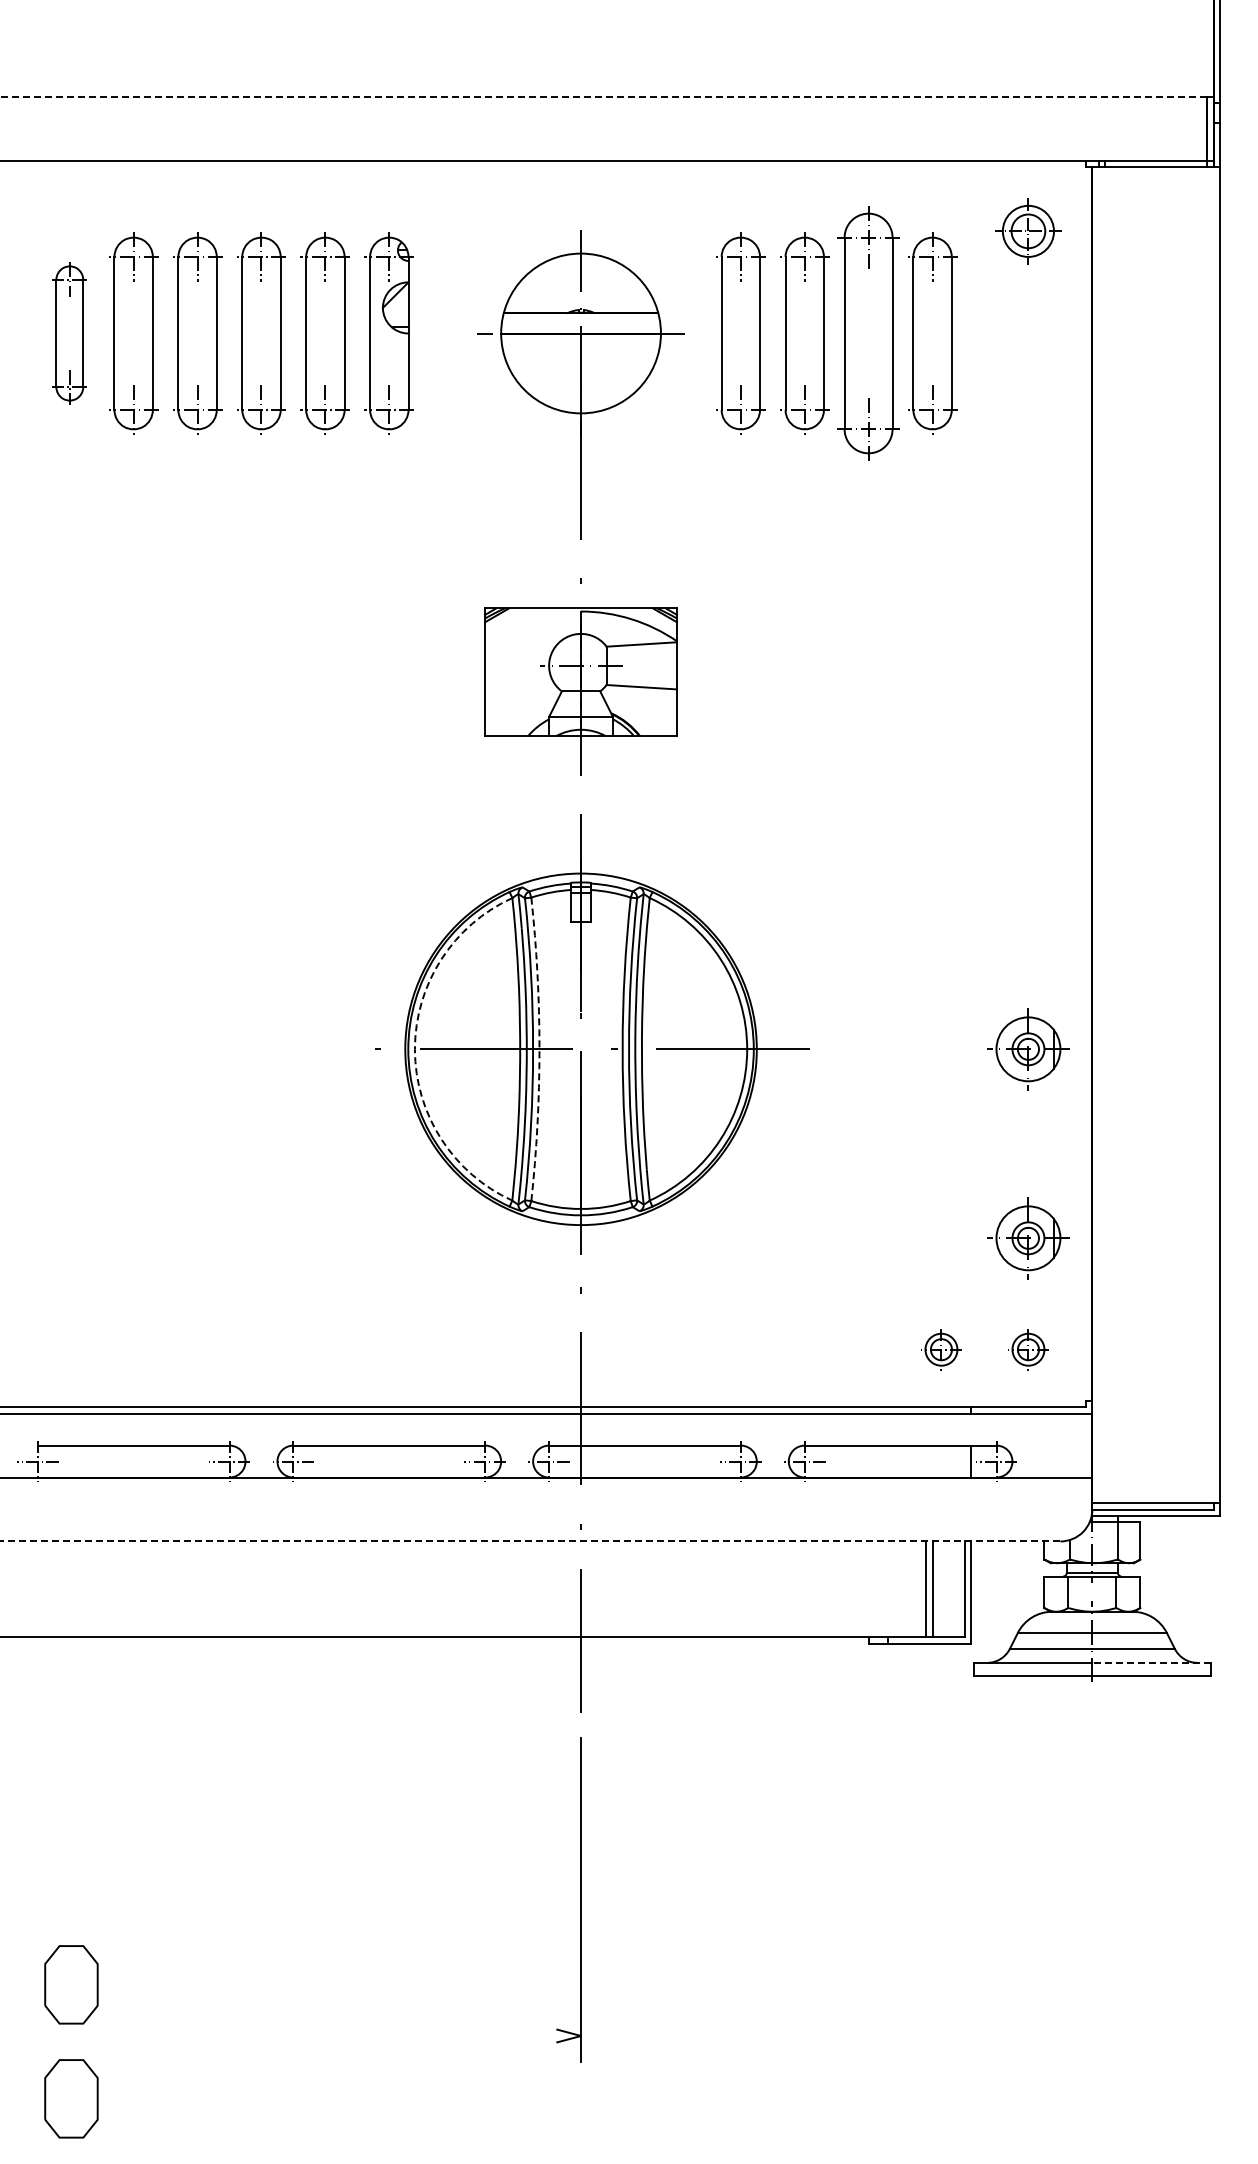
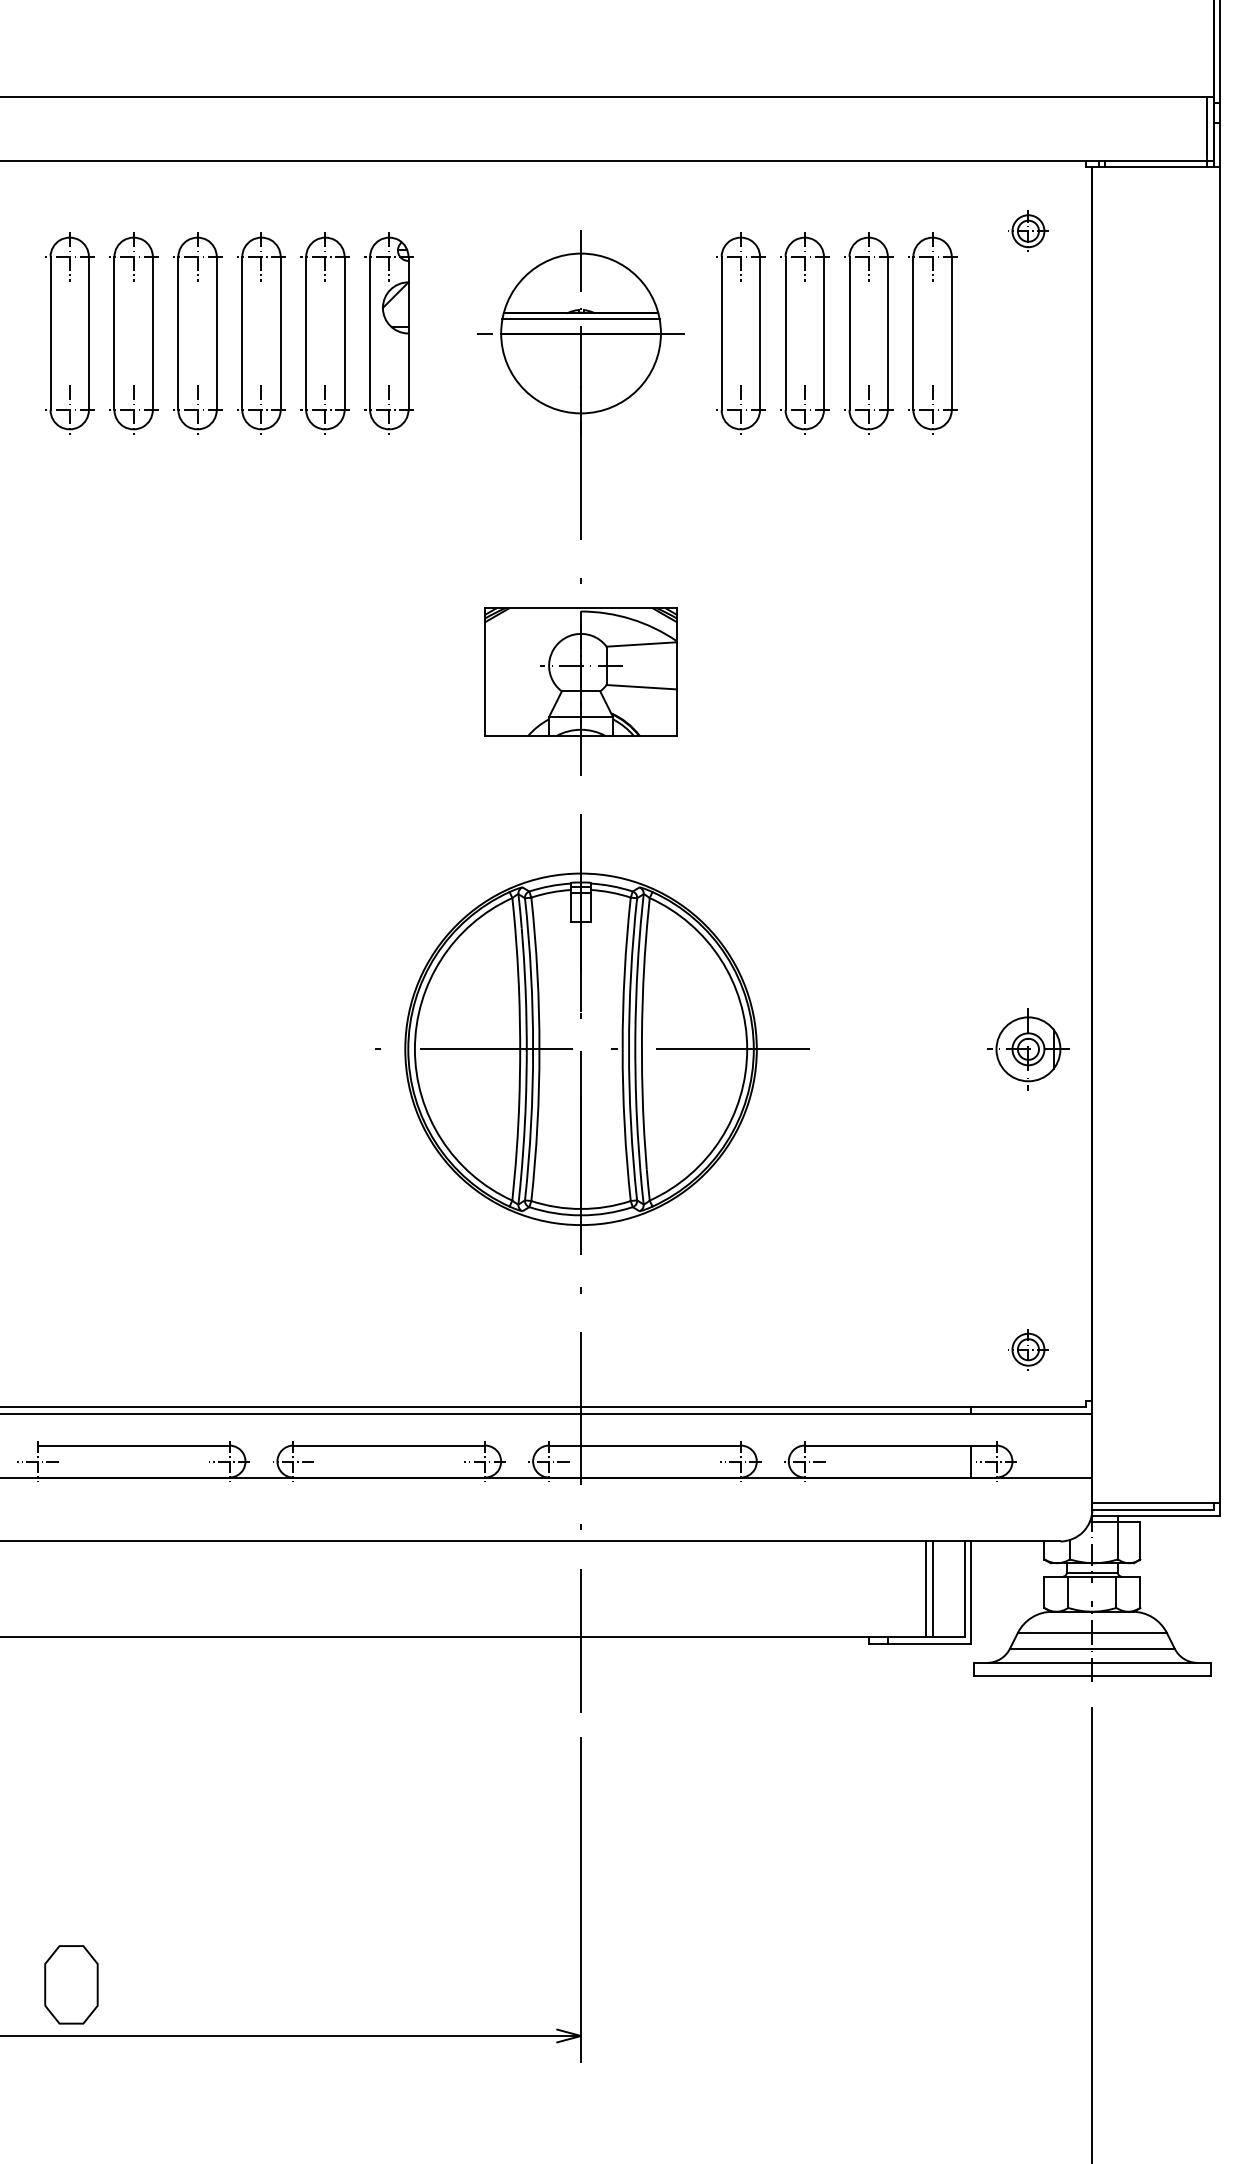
line: dashed -> solid (603, 97)
part size: 67x67 px -> 41x42 px (1028, 230)
line: none -> present (580, 319)
part size: 35x143 px -> 50x203 px (69, 333)
part size: 63x255 px -> 50x203 px (868, 333)
arc: dashed -> solid (414, 1049)
arc: dashed -> solid (539, 1049)
part: present -> none (1028, 1238)
part: present -> none (941, 1349)
line: dashed -> solid (530, 1541)
line: dashed -> solid (1150, 1662)
line: none -> present (1092, 1934)
line: none -> present (291, 2035)
part: present -> none (71, 2098)
